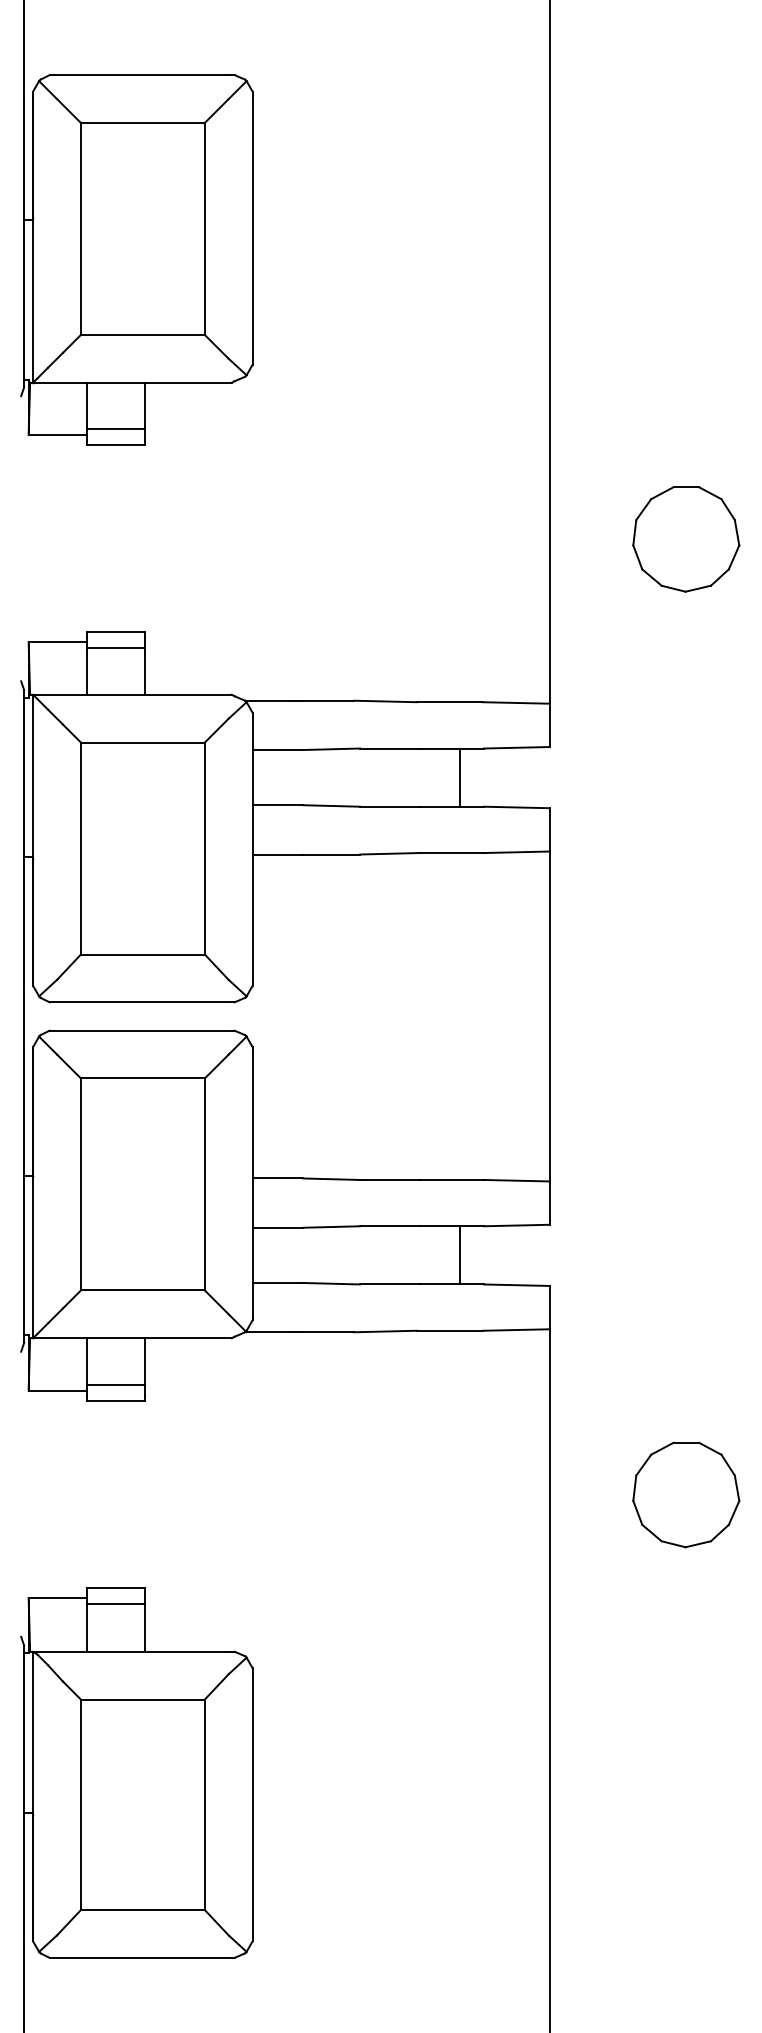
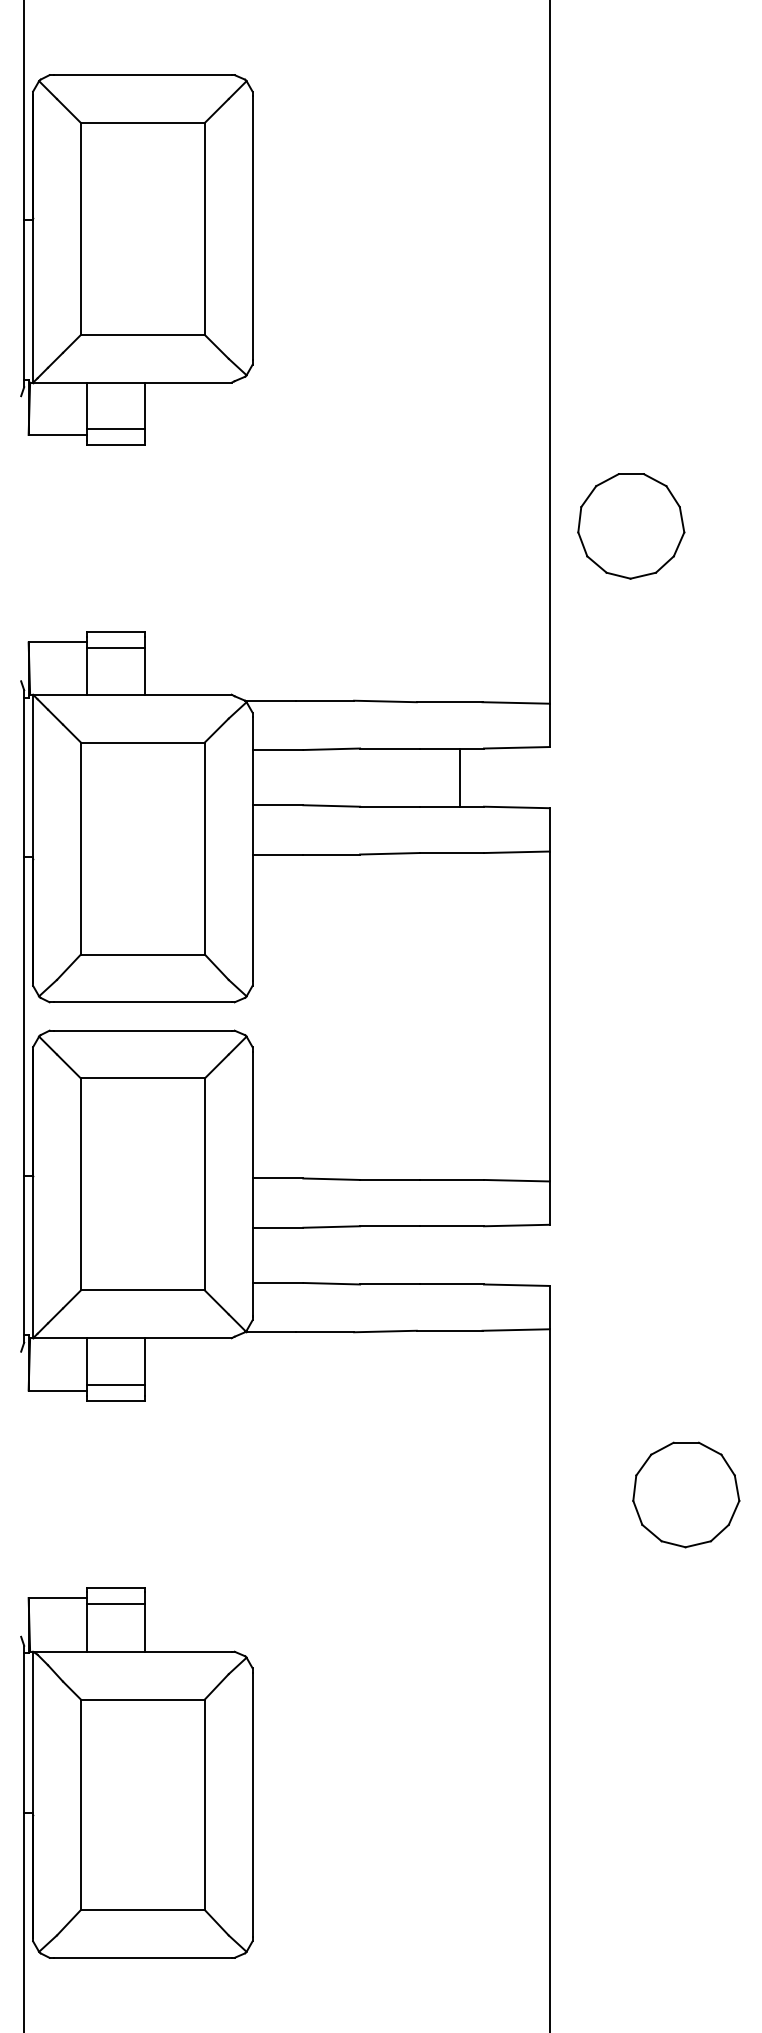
part position: (686, 539) -> (631, 526) (631, 526)
line: present -> none (460, 1255)
